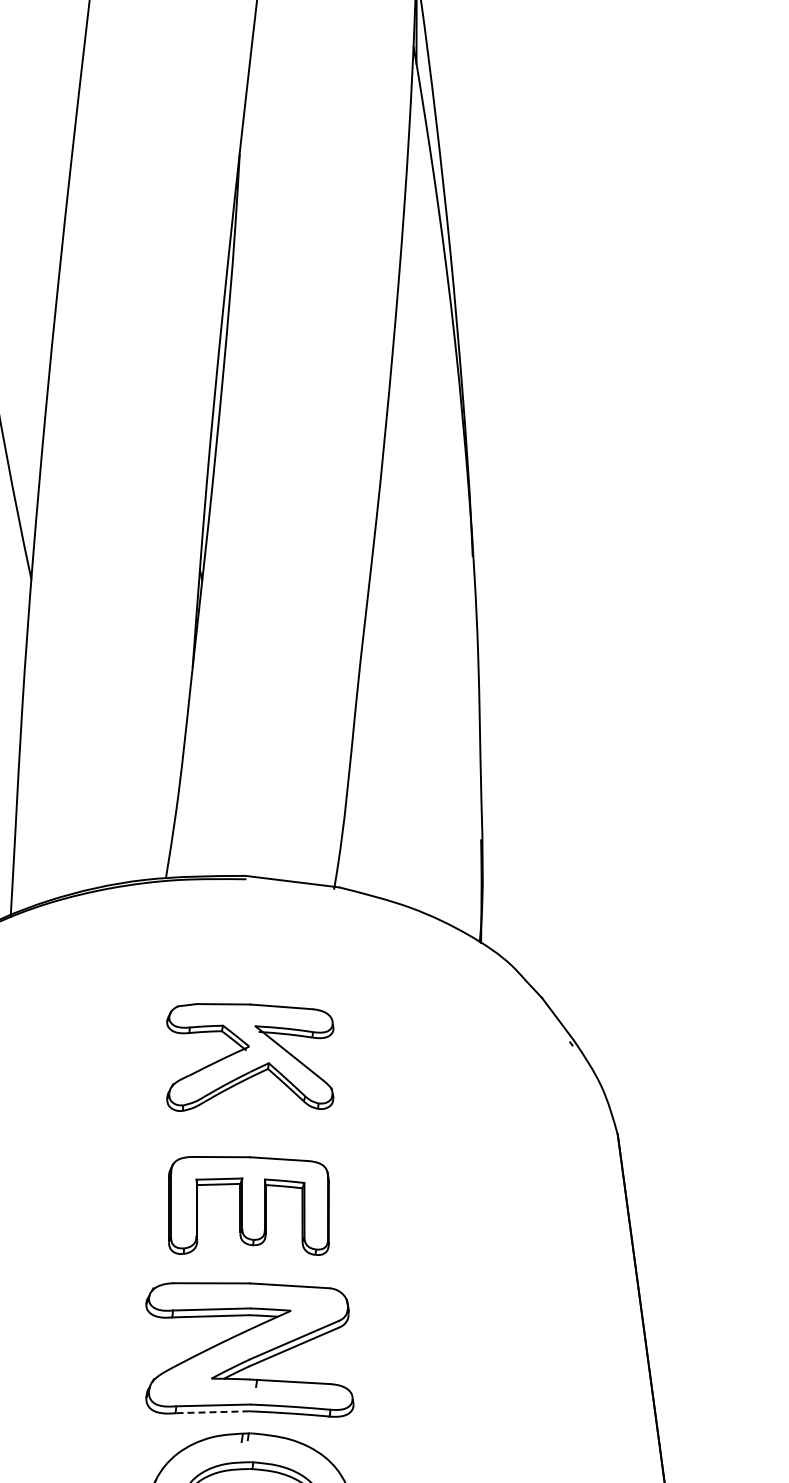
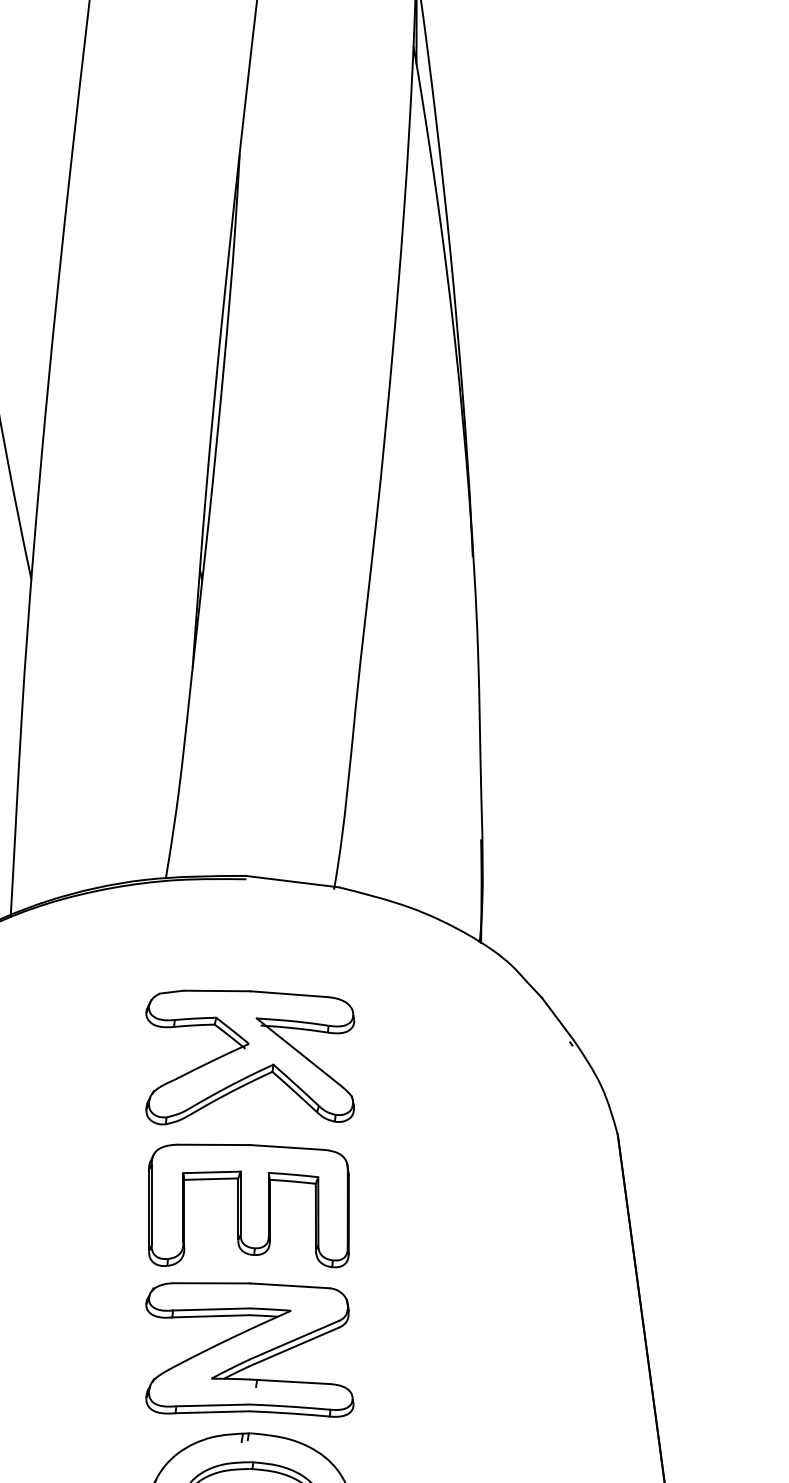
part size: 169x109 px -> 211x137 px (250, 1057)
part size: 162x100 px -> 202x126 px (248, 1205)
line: dashed -> solid (212, 1412)
